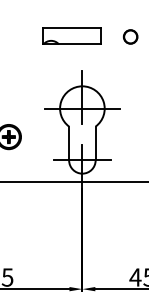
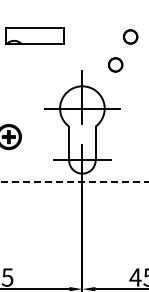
part position: (71, 35) -> (34, 35) (34, 35)
part: none -> present (115, 64)
line: solid -> dashed (74, 181)
